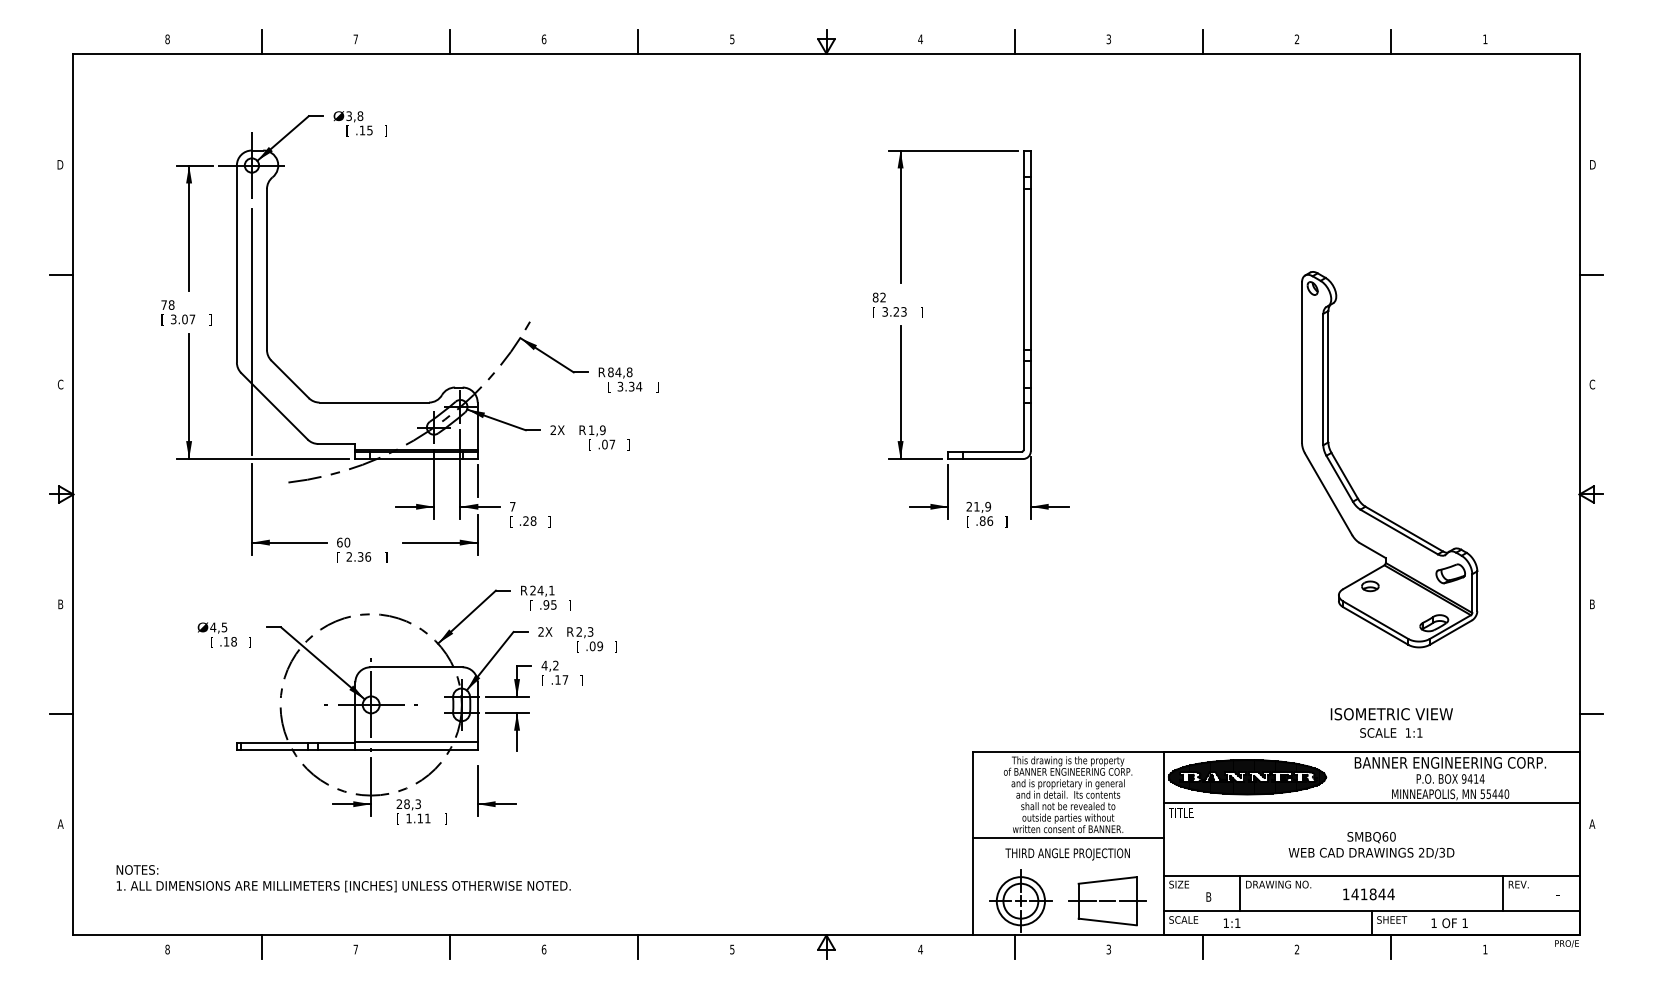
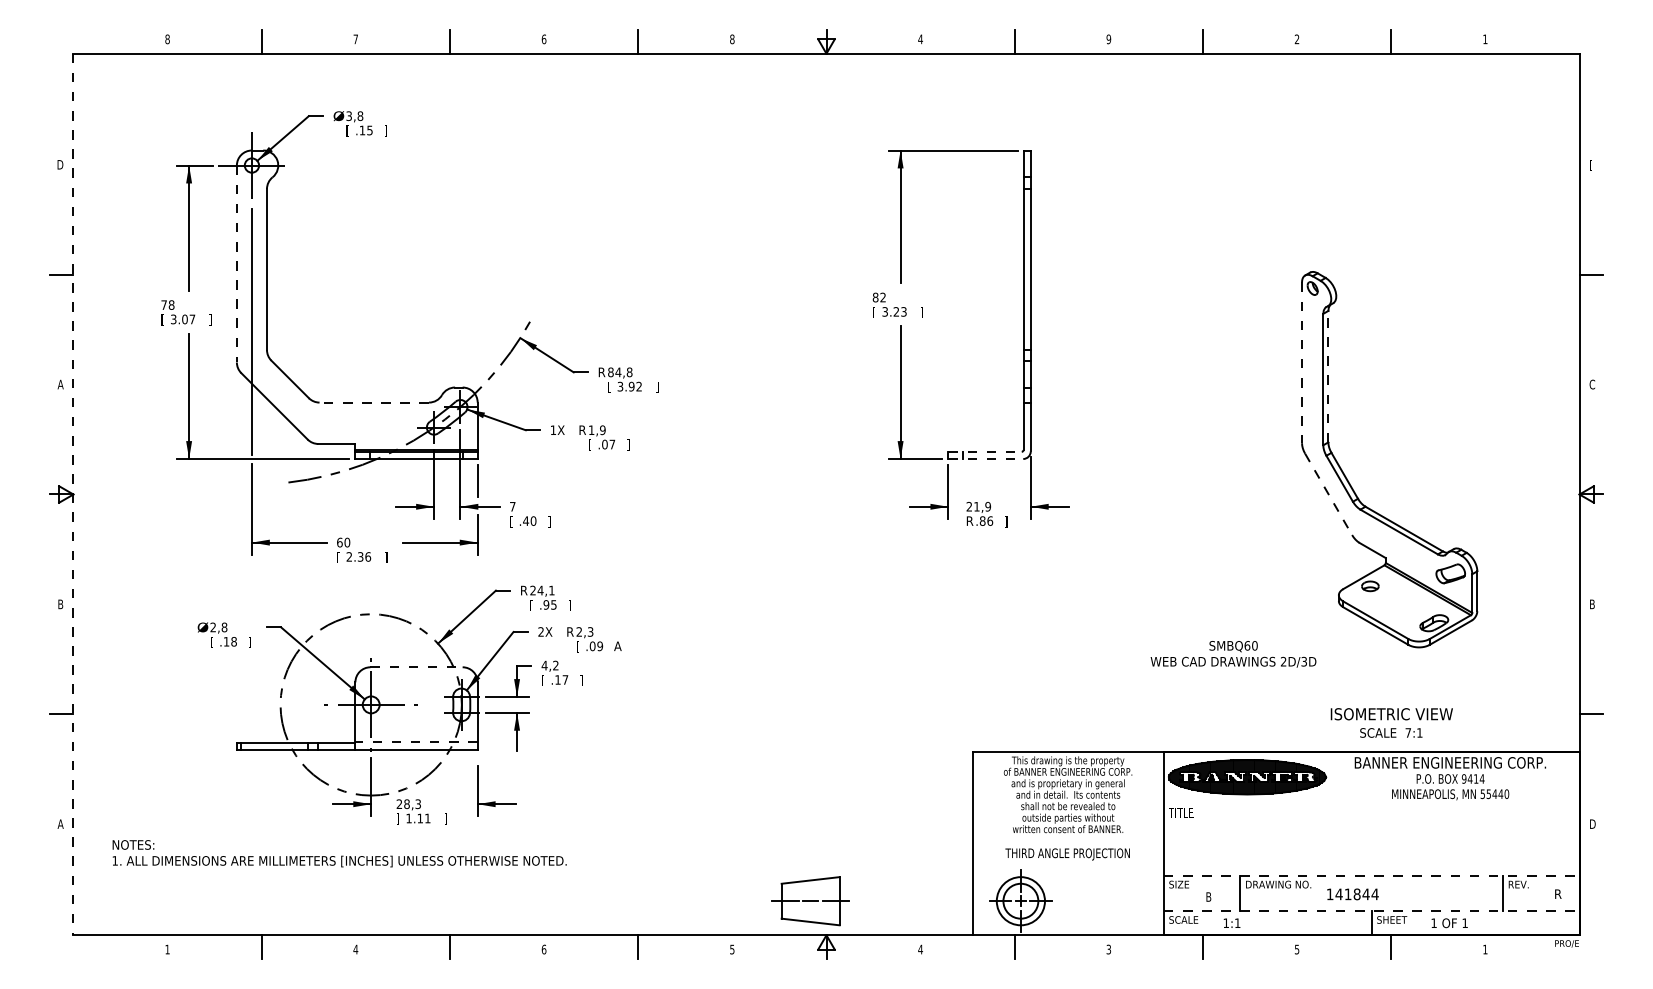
text: 3 -> 9 (1108, 38)
text: 5 -> 8 (732, 39)
text: D -> [ (1592, 165)
line: solid -> dashed (236, 264)
line: solid -> dashed (1302, 363)
line: solid -> dashed (1328, 376)
text: C -> A (60, 384)
text: 3.34 -> 3.92 (635, 386)
line: solid -> dashed (374, 402)
text: 2X -> 1X (552, 429)
line: solid -> dashed (985, 451)
line: solid -> dashed (986, 459)
line: solid -> dashed (73, 494)
line: solid -> dashed (1328, 494)
text: .28 -> .40 (529, 520)
text: [ -> R (969, 521)
text: 4,5 -> 2,8 (218, 627)
text: ] -> A (617, 646)
line: solid -> dashed (417, 667)
text: 1:1 -> 7:1 (1407, 732)
line: solid -> dashed (416, 742)
line: present -> none (1371, 803)
text: [ -> ] (397, 818)
text: A -> D (1592, 823)
line: present -> none (1067, 837)
text position: (1371, 845) -> (1233, 654) (1233, 654)
line: solid -> dashed (1371, 876)
text position: (343, 878) -> (339, 853) (339, 853)
text: - -> R (1558, 893)
text position: (1368, 894) -> (1352, 894) (1352, 894)
part position: (1107, 901) -> (810, 901) (810, 901)
line: solid -> dashed (1371, 911)
text: 8 -> 1 (167, 949)
text: 7 -> 4 (355, 949)
text: 2 -> 5 (1297, 949)
